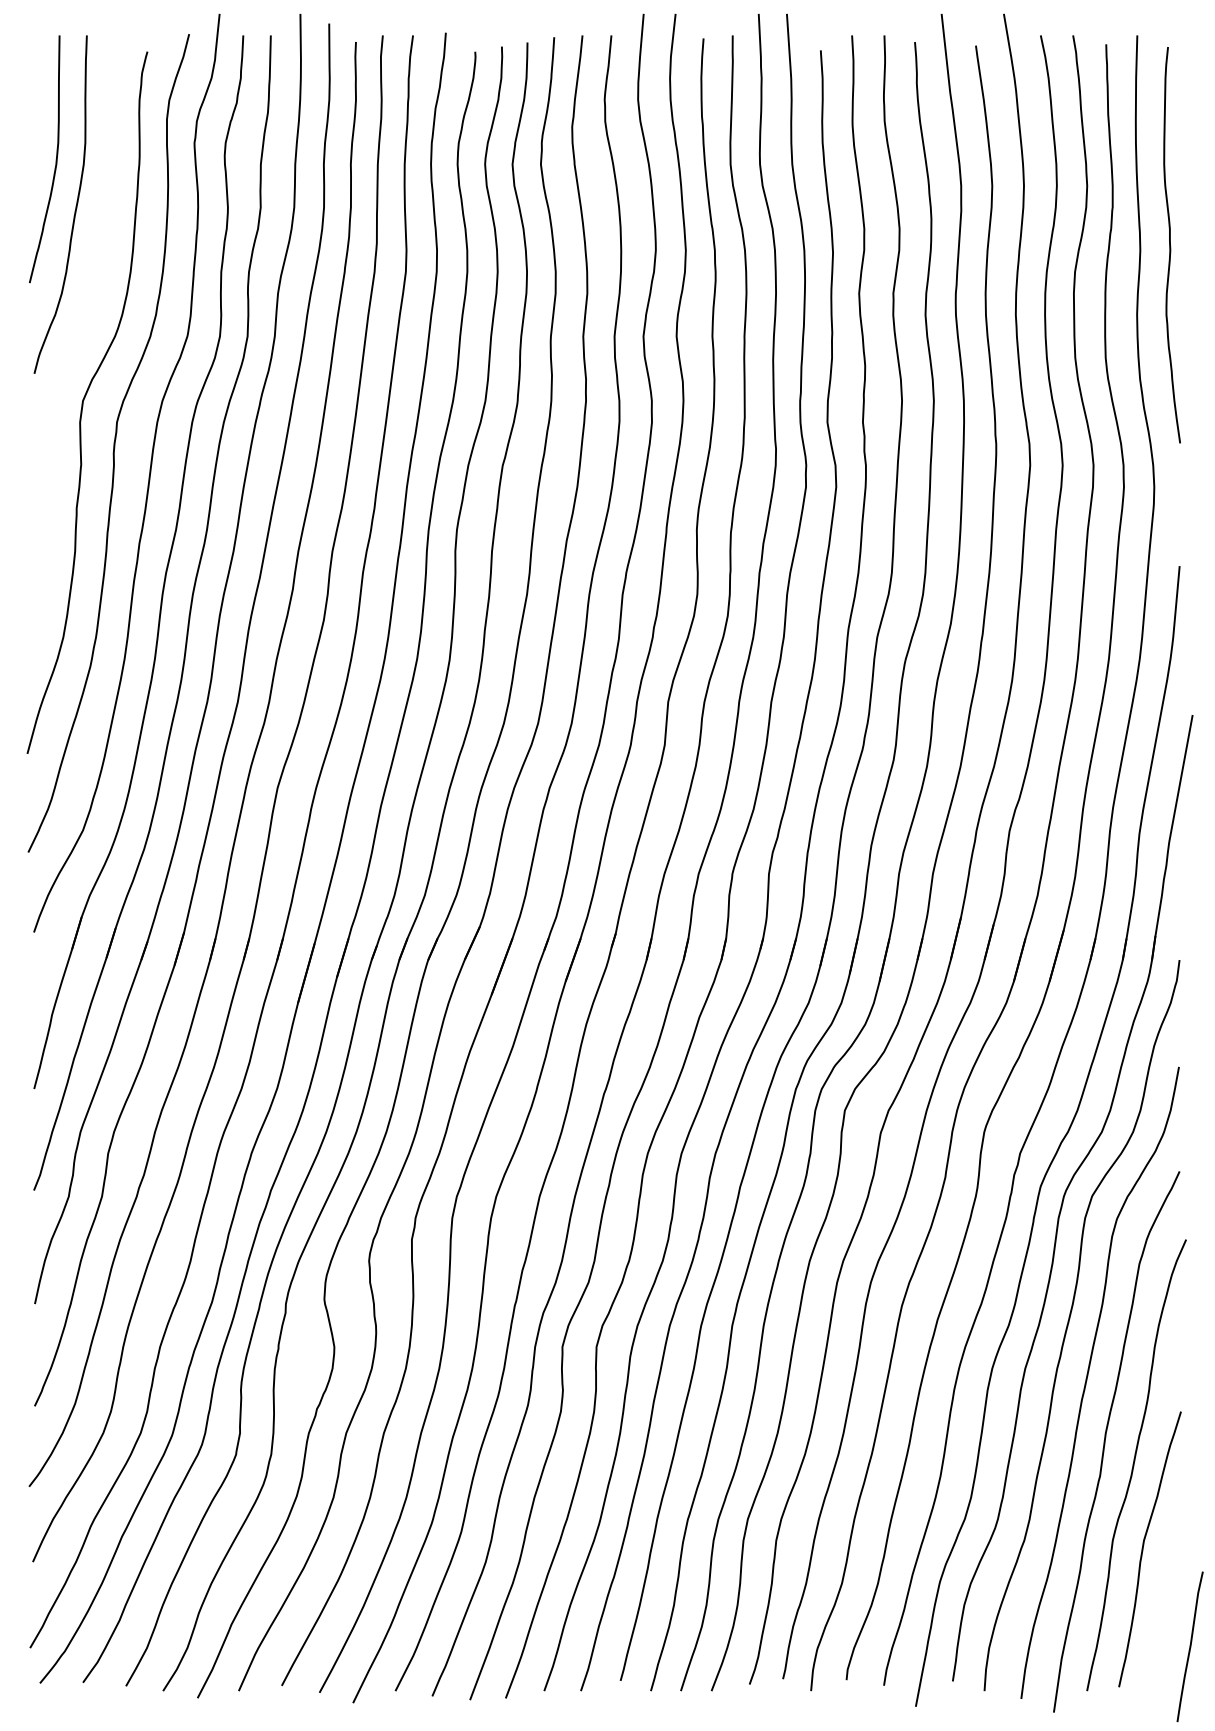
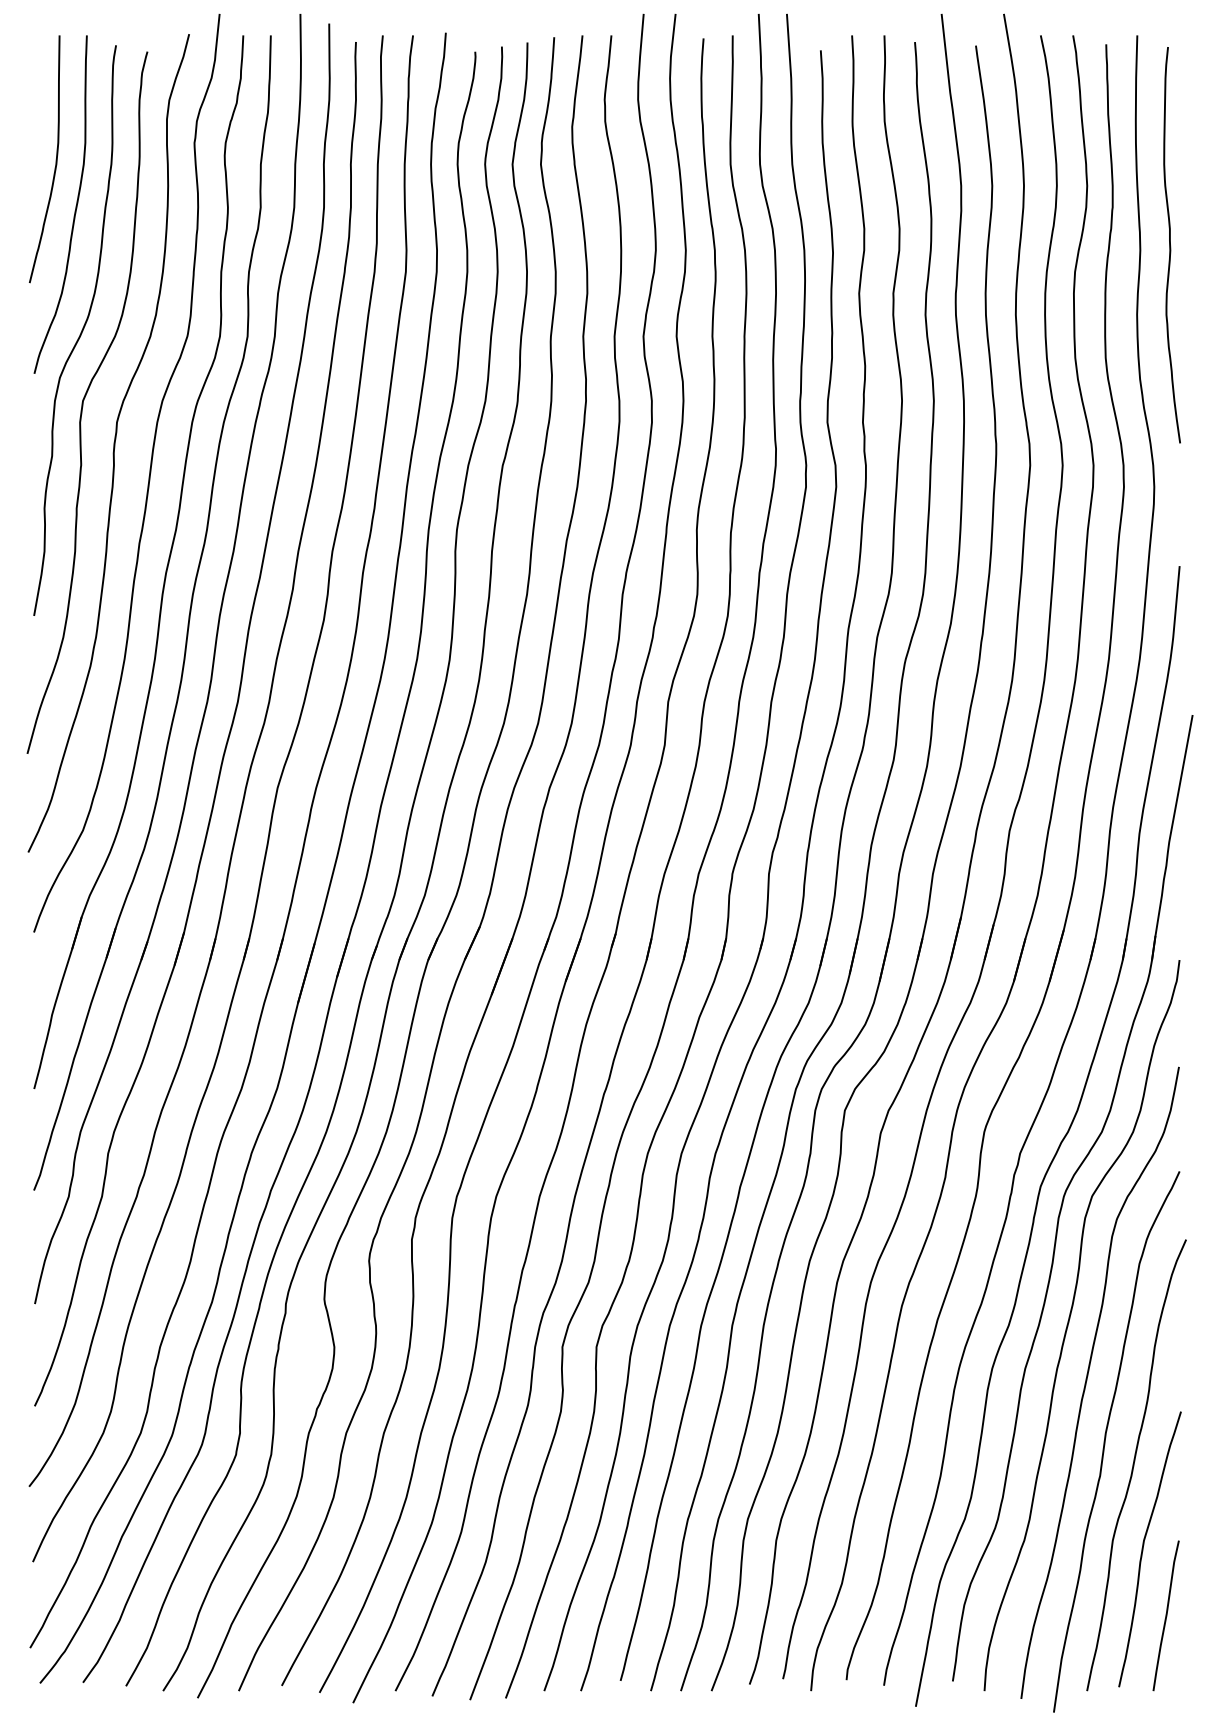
curve: none -> present (80, 332)
curve position: (1189, 1646) -> (1165, 1615) (1165, 1615)
